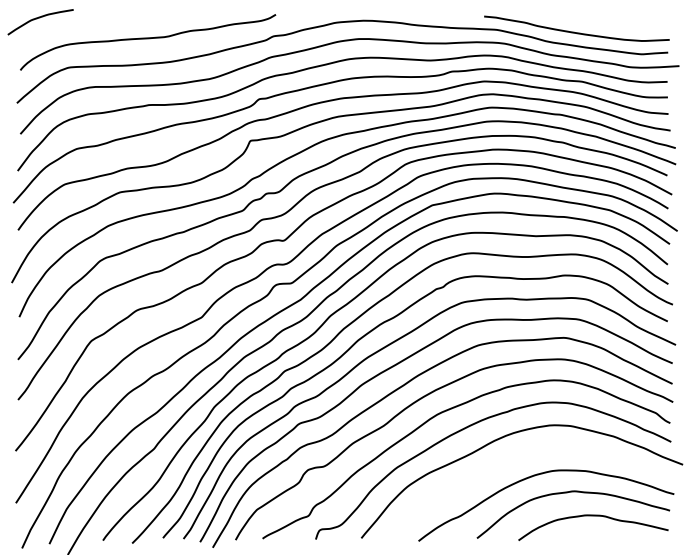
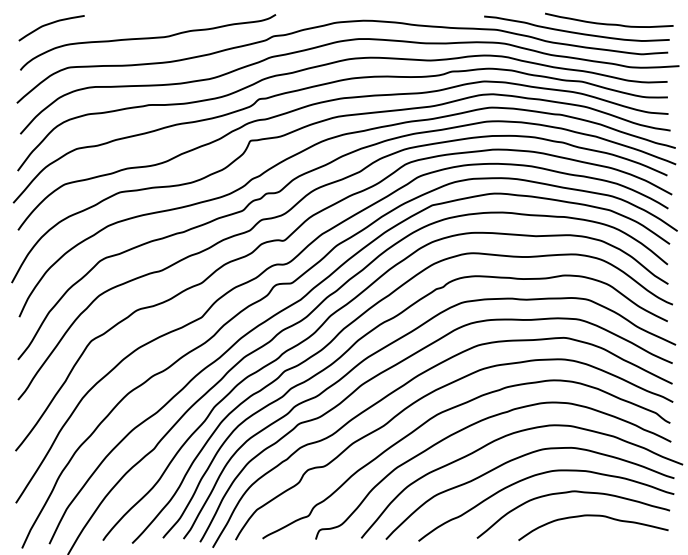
curve position: (40, 18) -> (51, 24) (51, 24)
curve: none -> present (609, 23)
curve: none -> present (514, 460)
